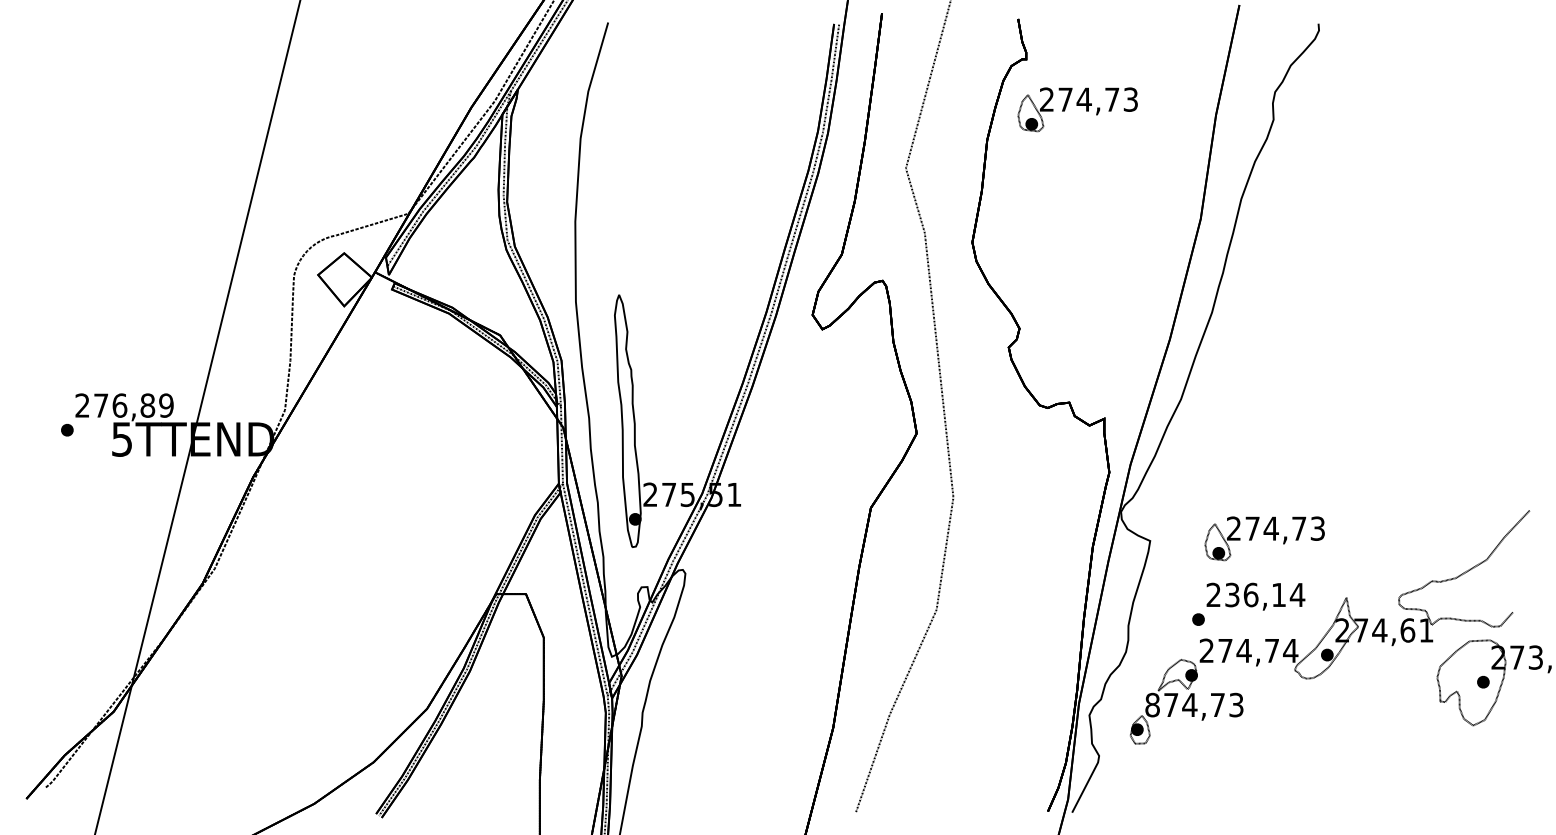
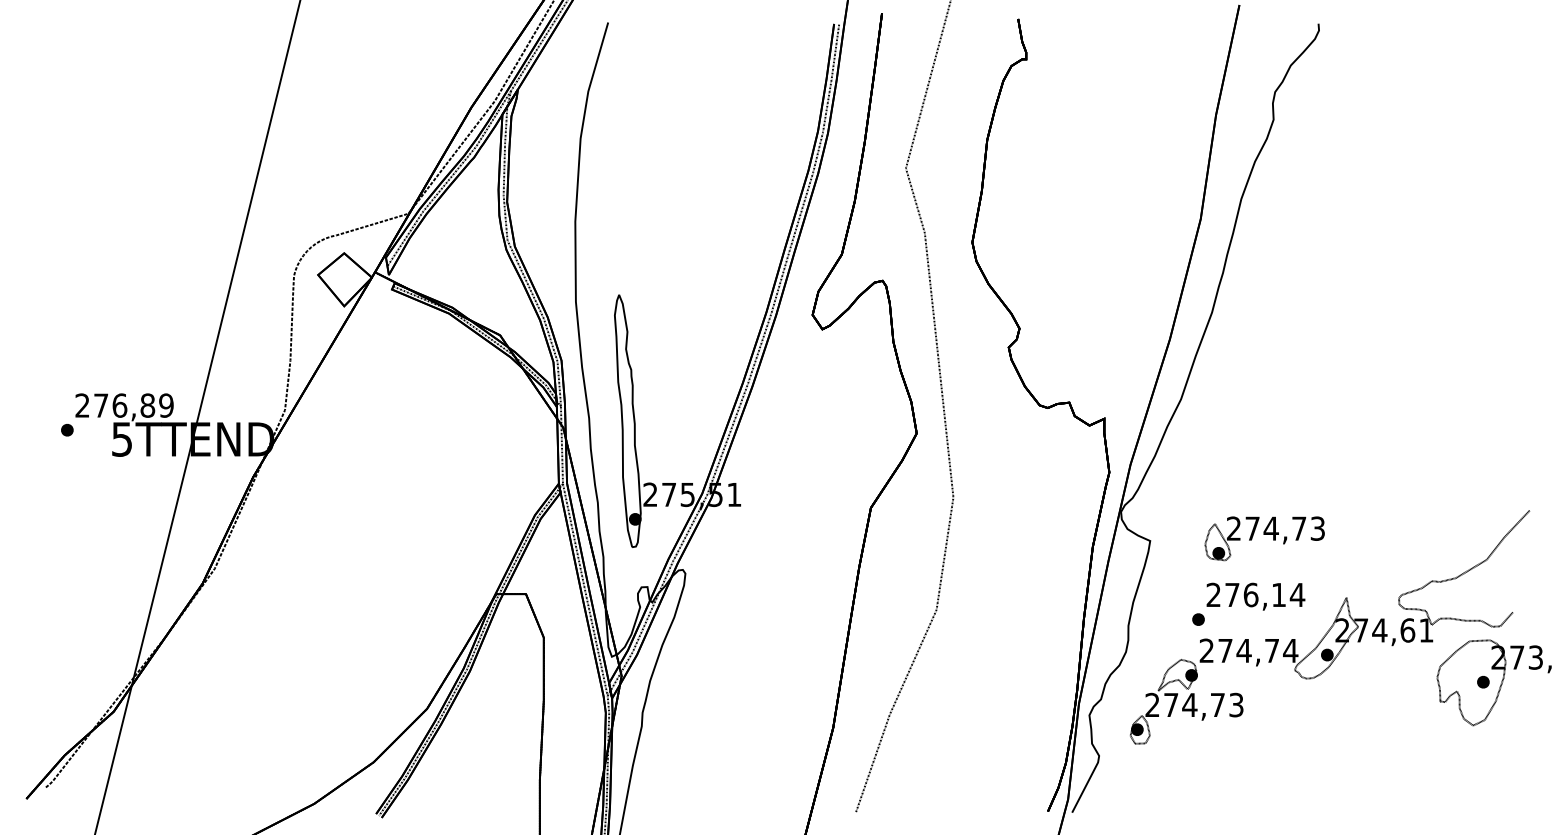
part: present -> none (1077, 109)
text: 236,14 -> 276,14 (1232, 594)
text: 874,73 -> 274,73 (1152, 704)
